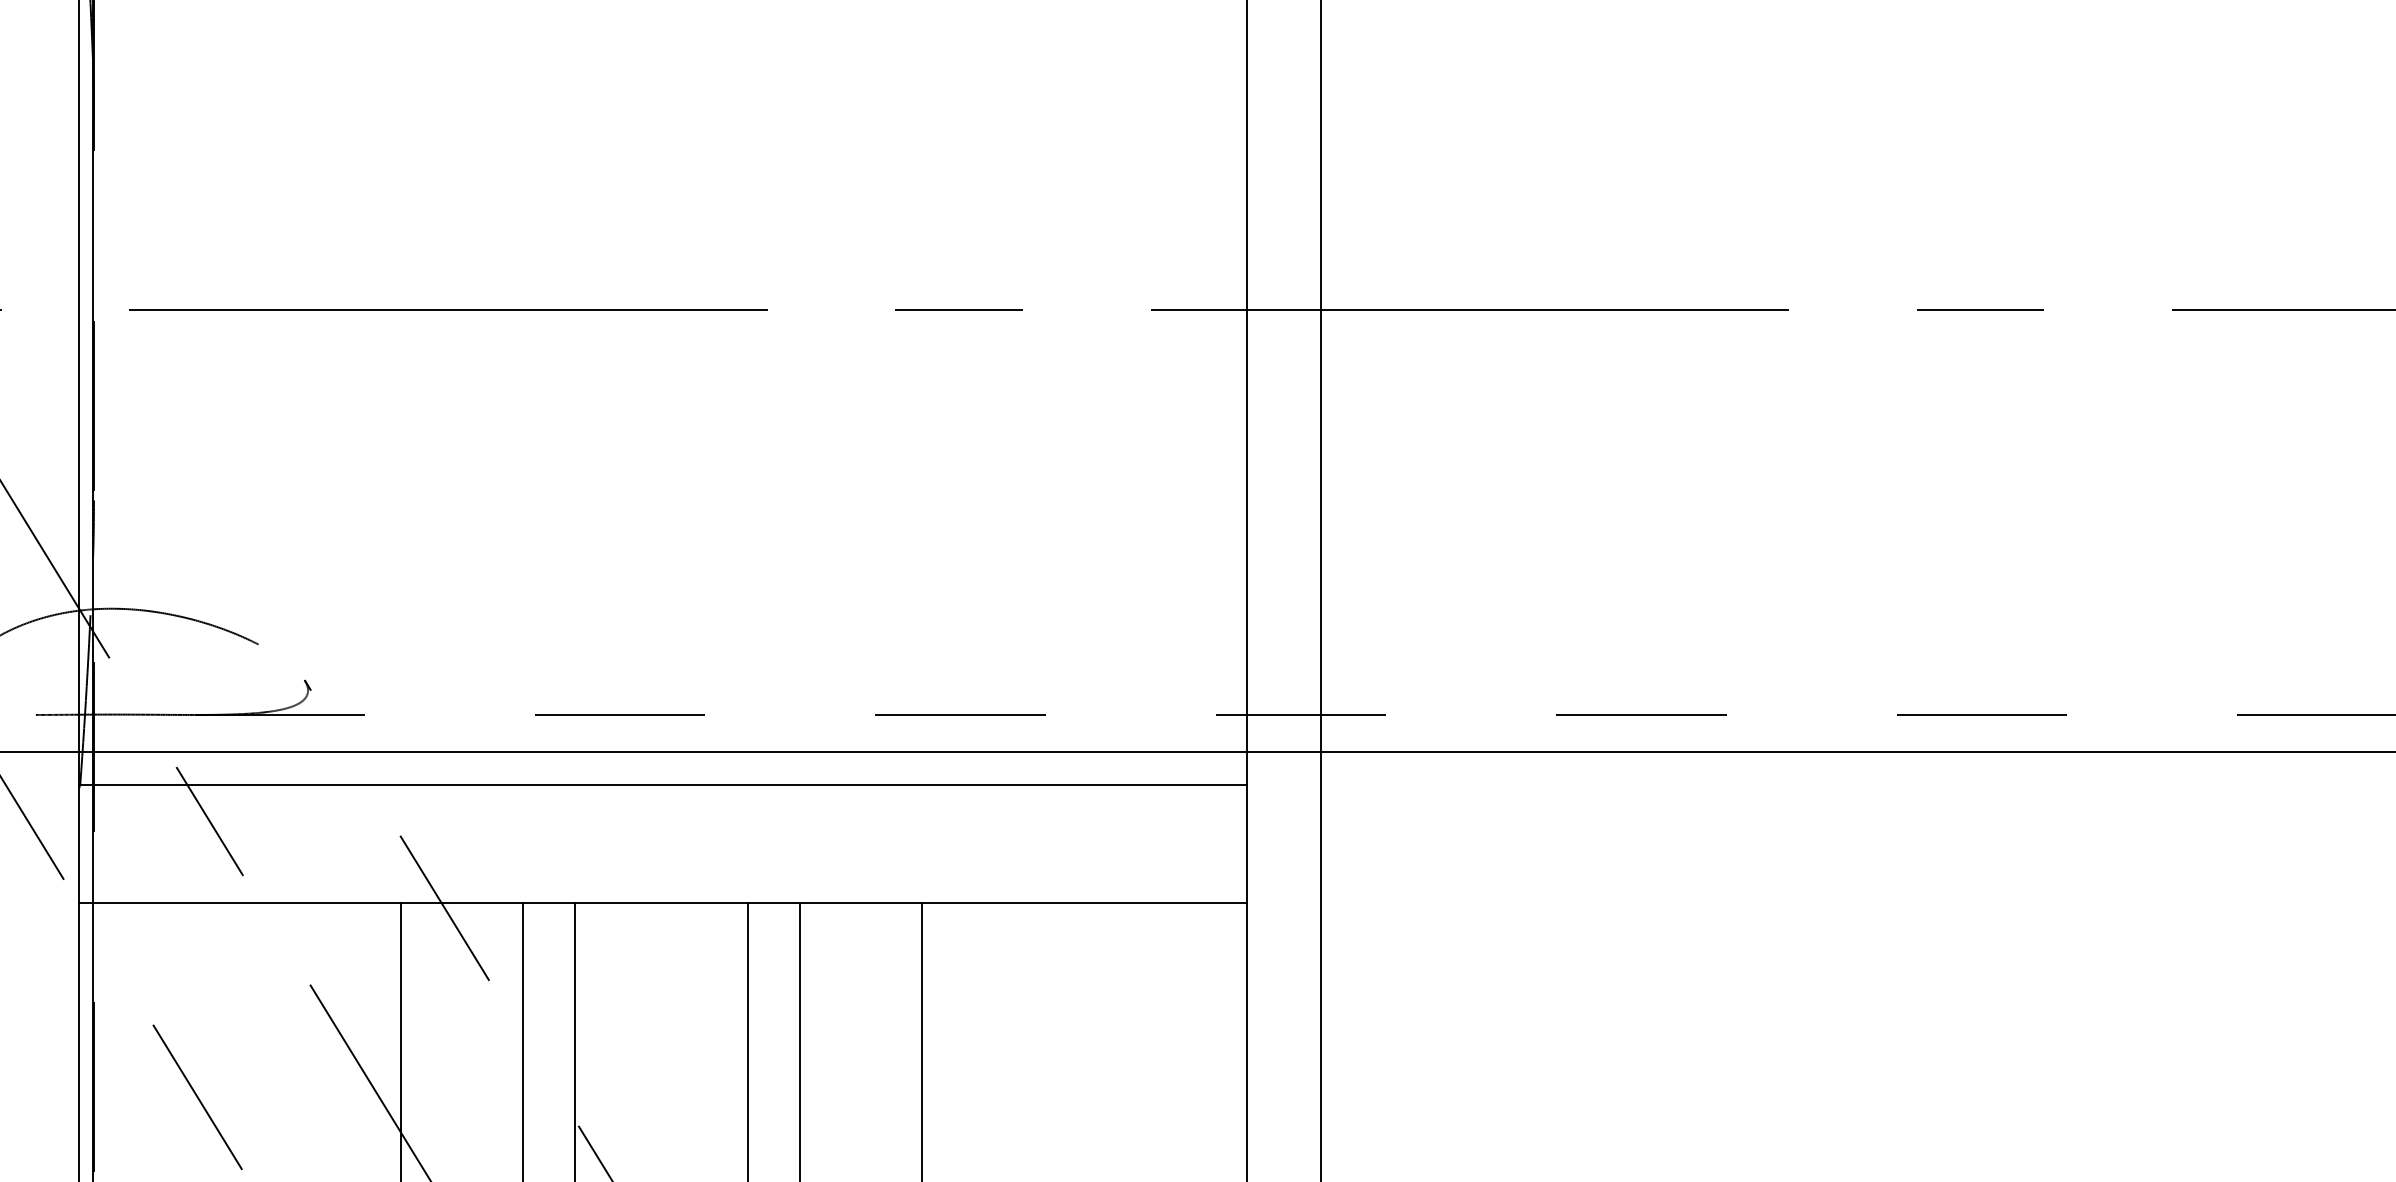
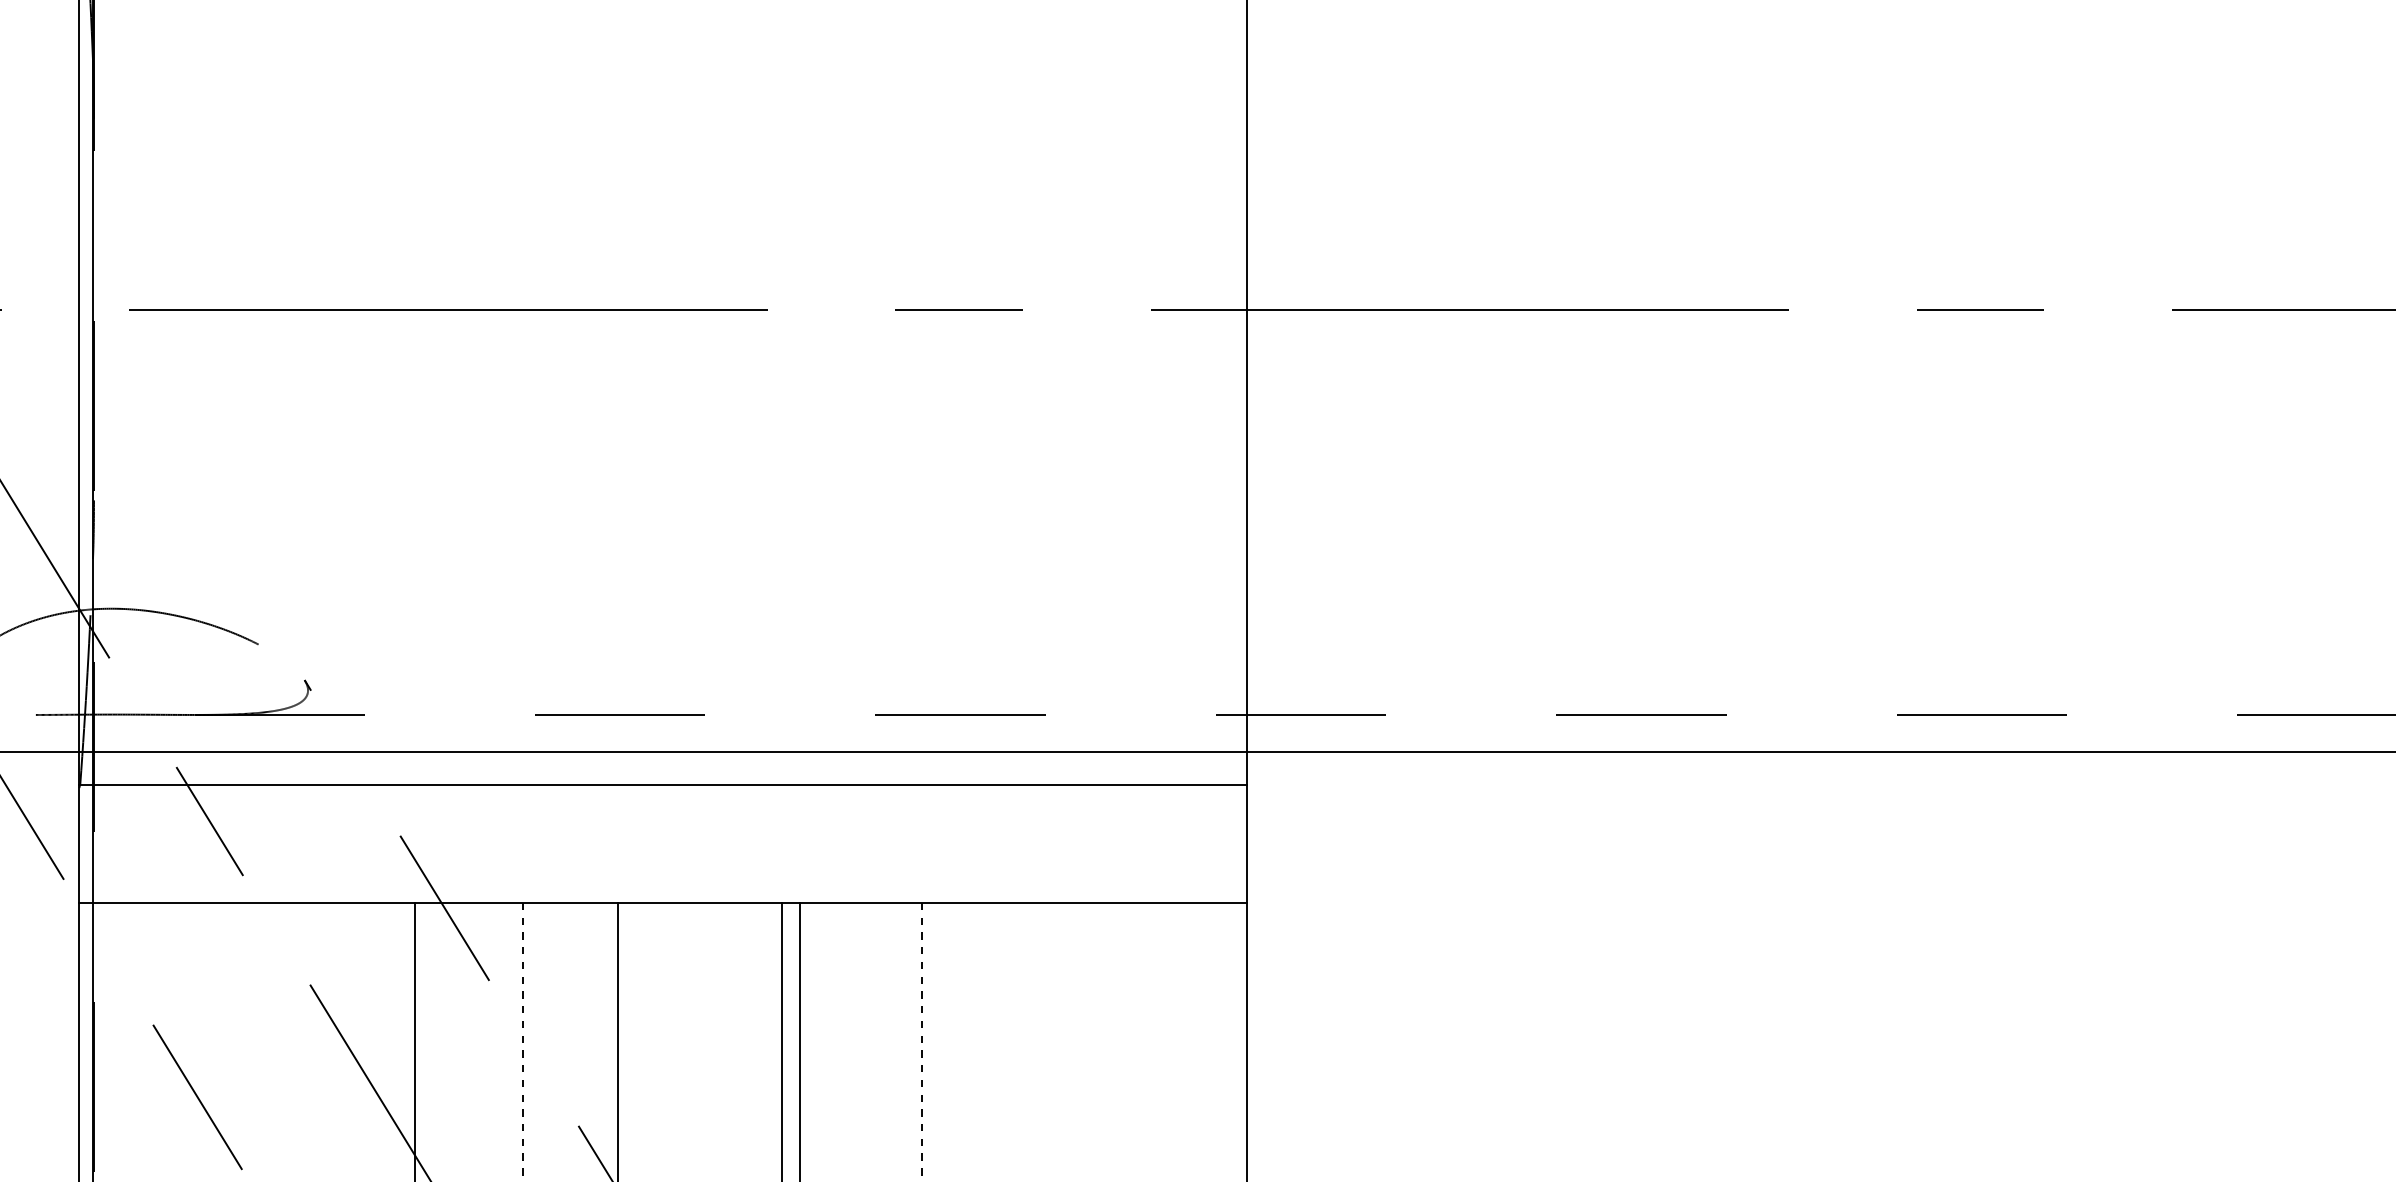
line: present -> none (1321, 590)
line position: (400, 1040) -> (414, 1040) (414, 1040)
line position: (574, 1040) -> (617, 1040) (617, 1040)
line position: (748, 1040) -> (782, 1040) (782, 1040)
line: solid -> dashed (523, 1042)
line: solid -> dashed (922, 1042)
